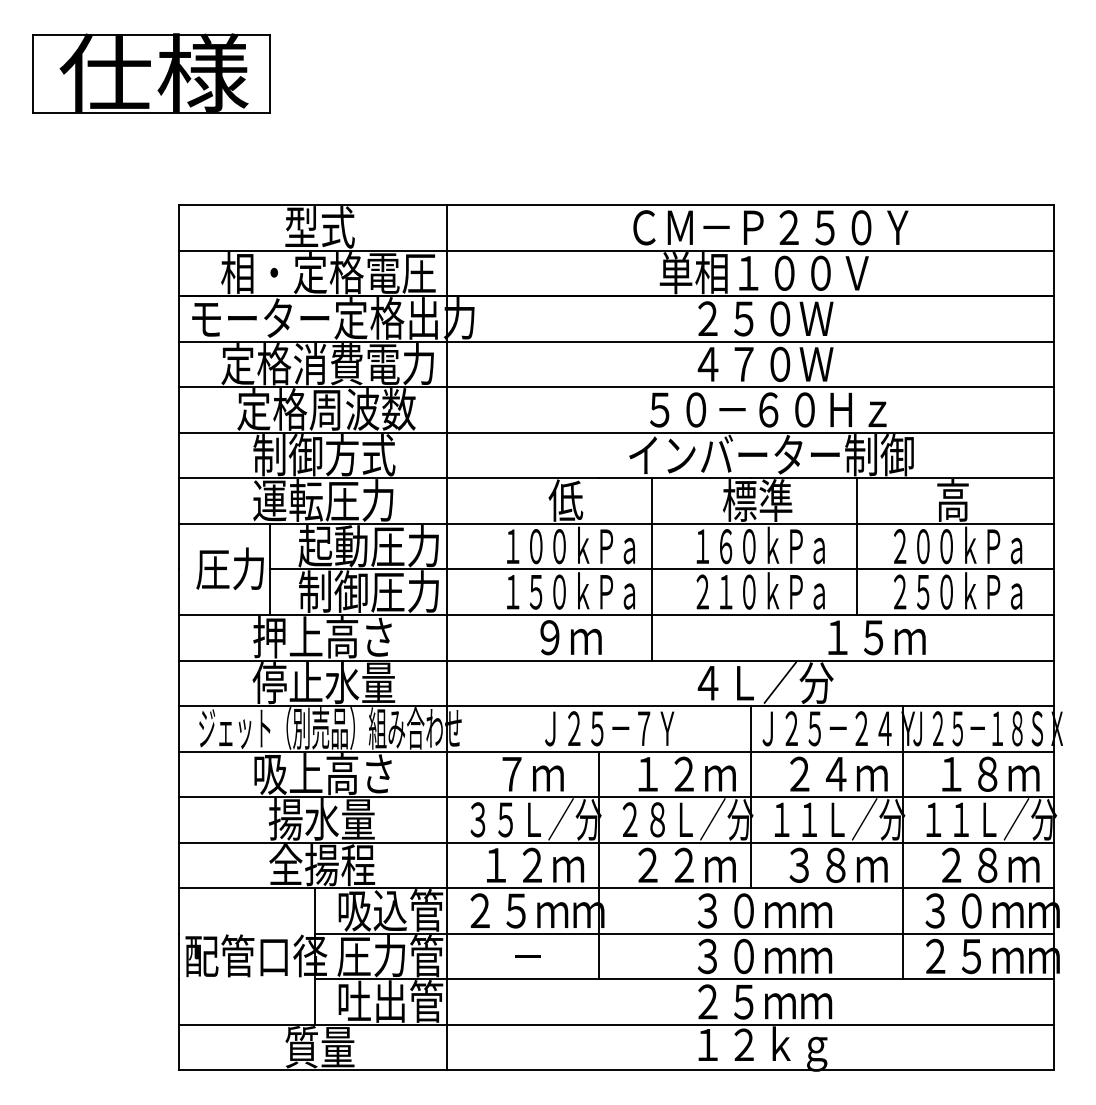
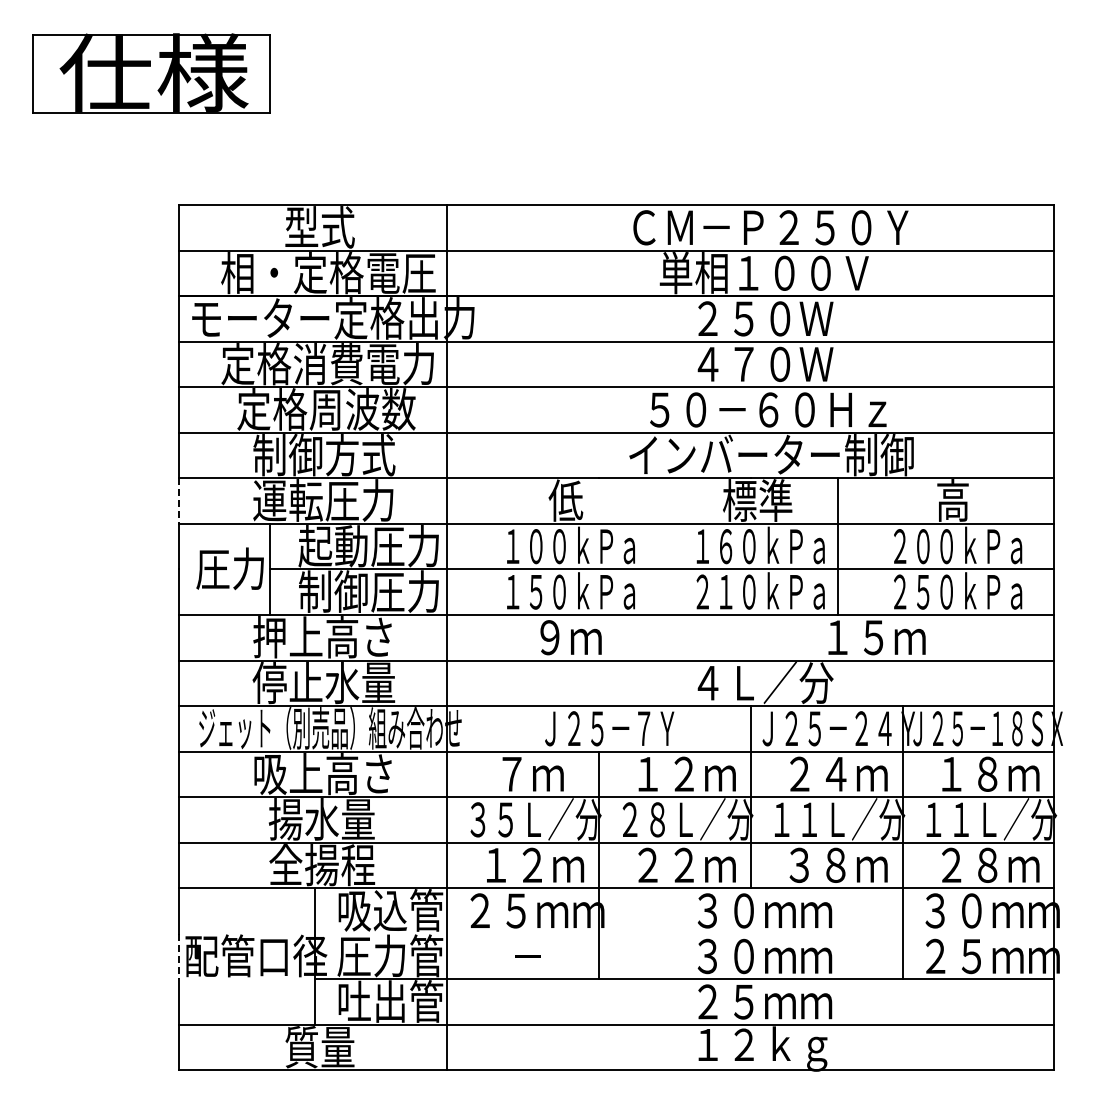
line: solid -> dashed (178, 501)
line position: (857, 546) -> (838, 546) (838, 546)
line: present -> none (652, 569)
line: present -> none (684, 933)
line: solid -> dashed (178, 956)
